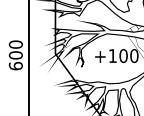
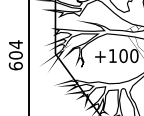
text: 600 -> 604 (15, 44)
